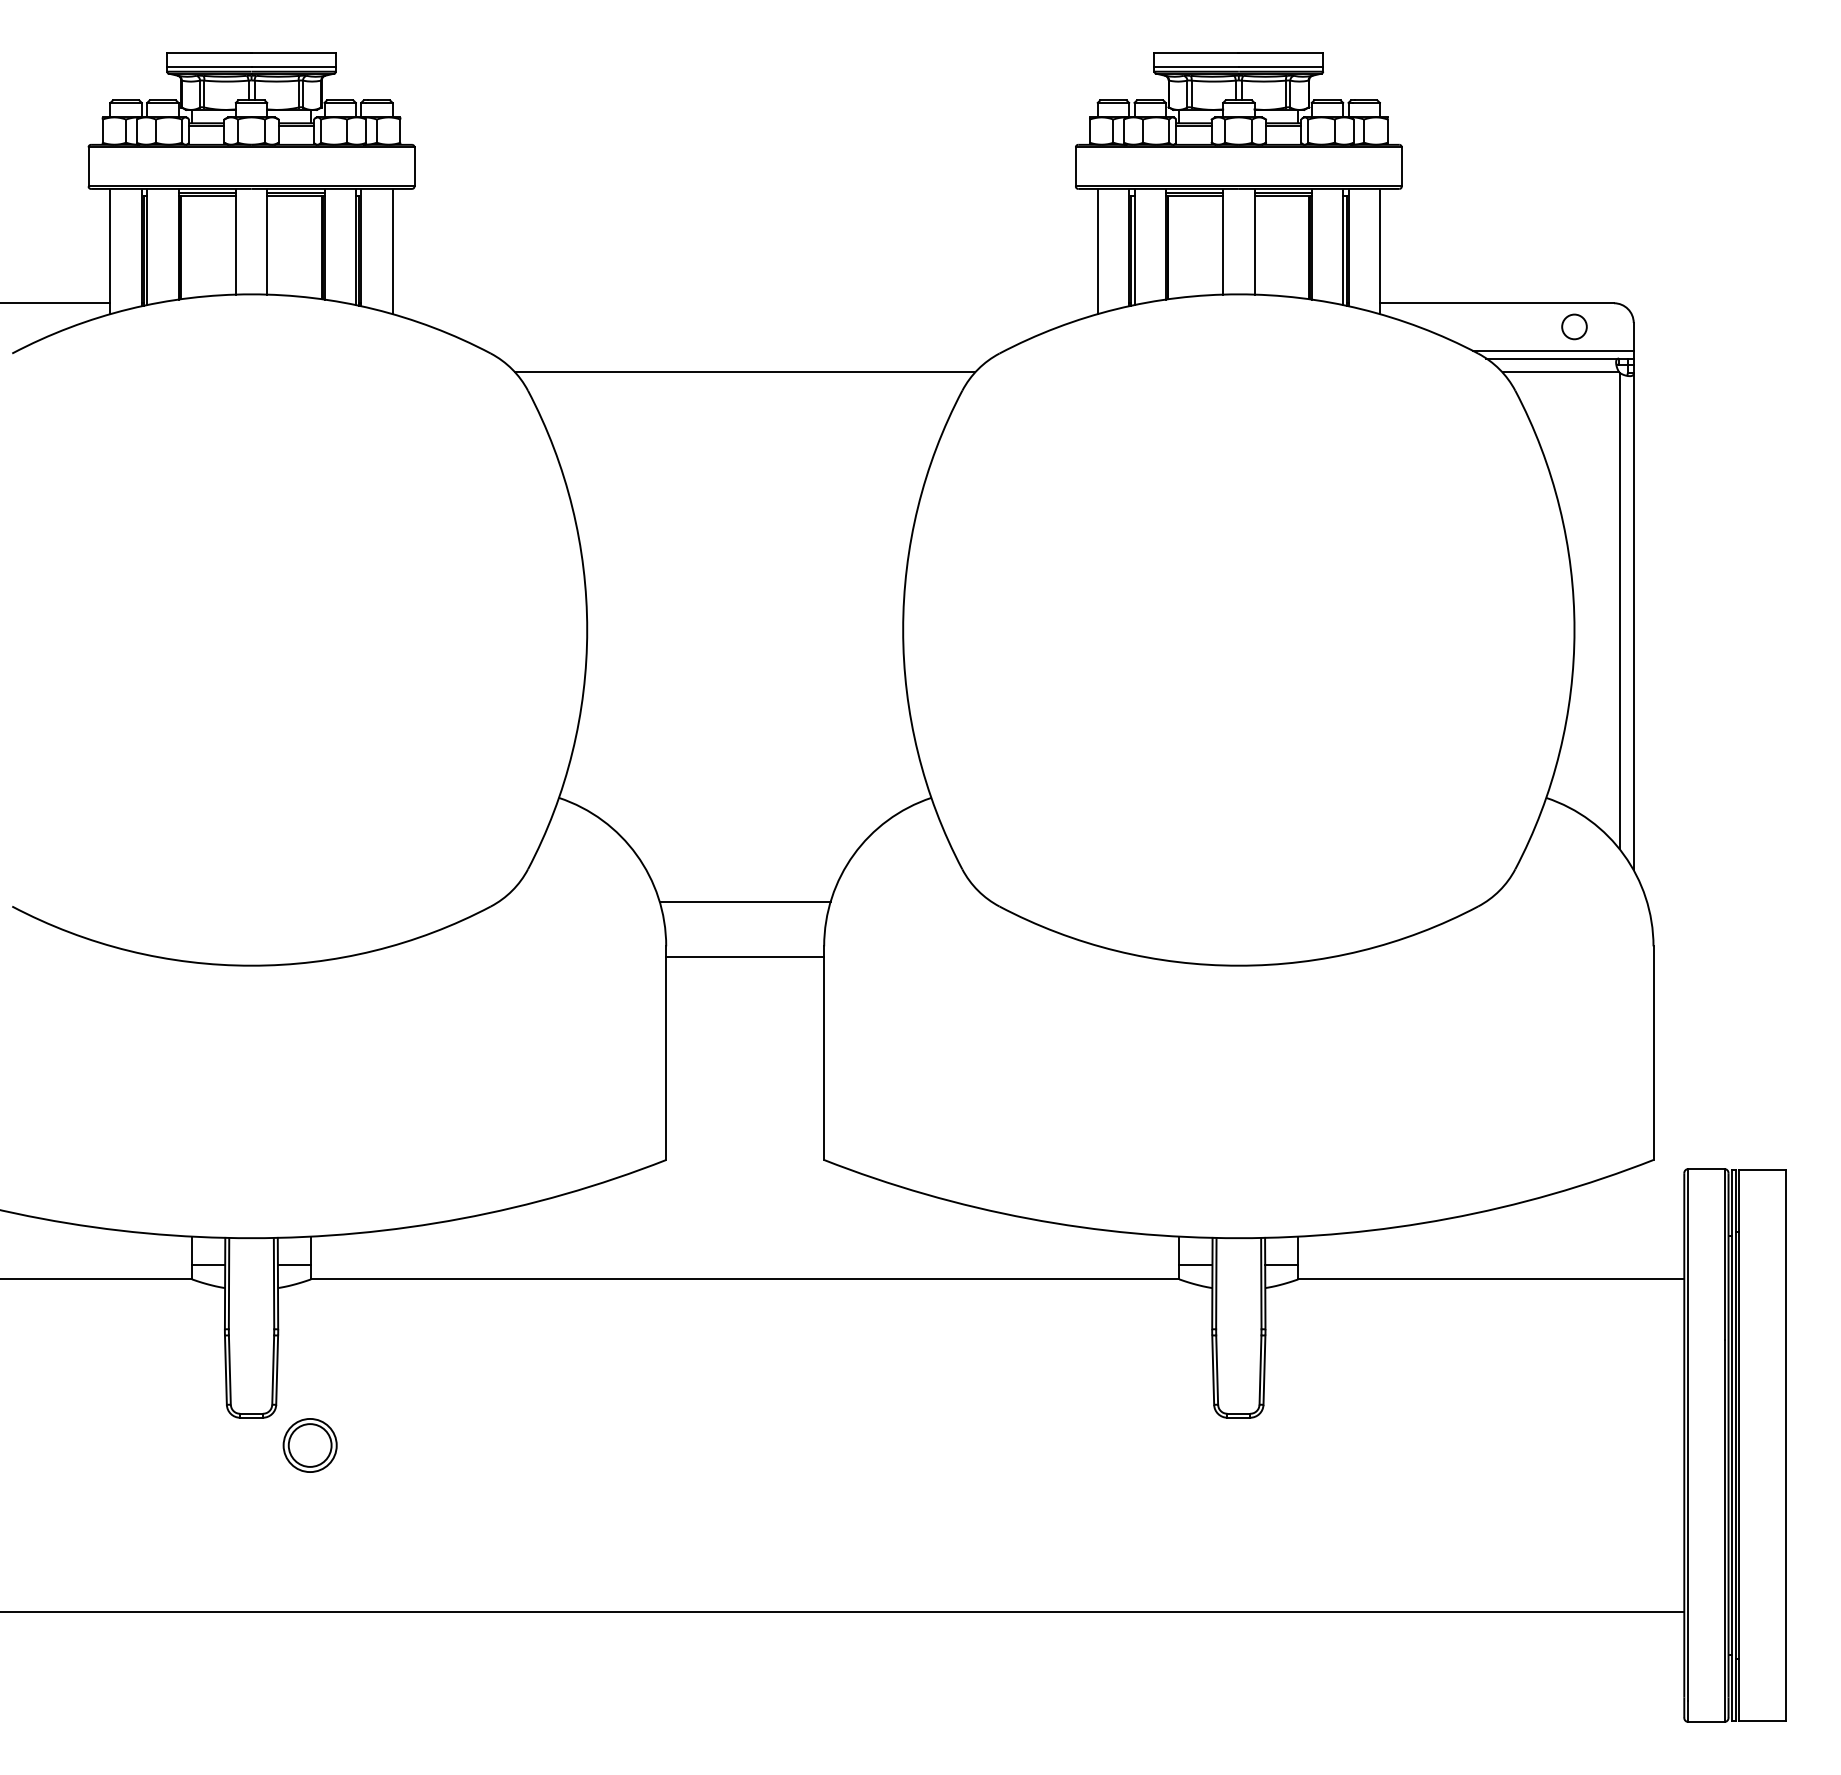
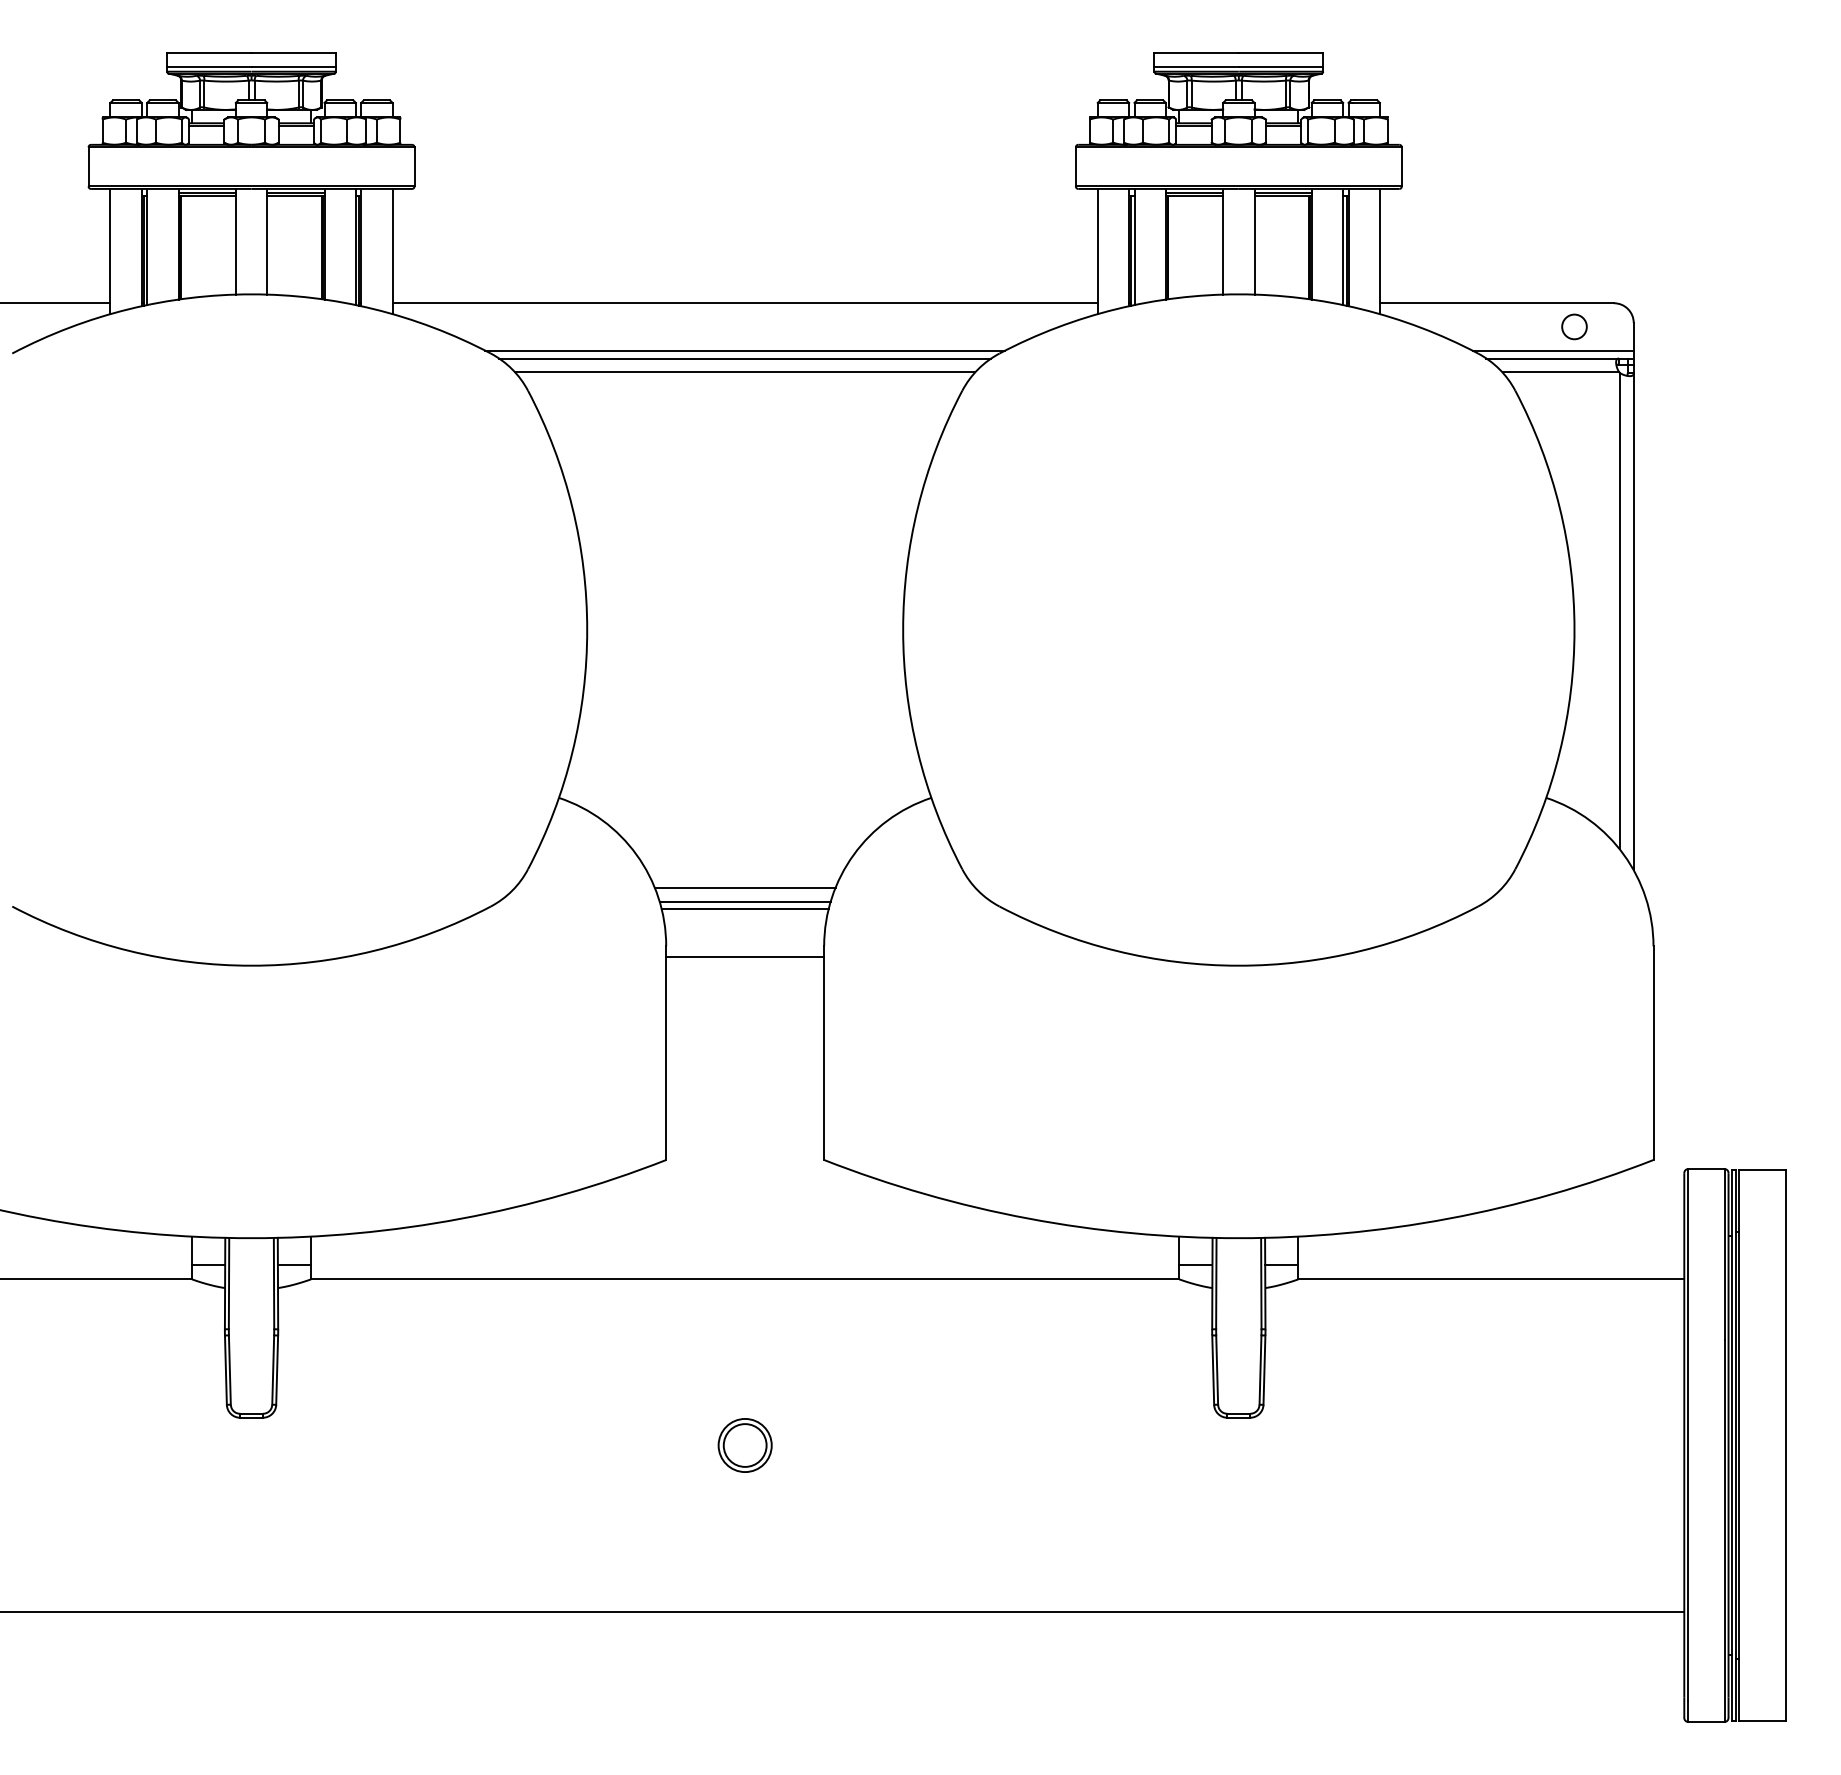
line: none -> present (744, 303)
line: none -> present (745, 350)
line: none -> present (745, 358)
line: none -> present (744, 887)
line: none -> present (744, 909)
part position: (309, 1445) -> (744, 1445) (744, 1445)
